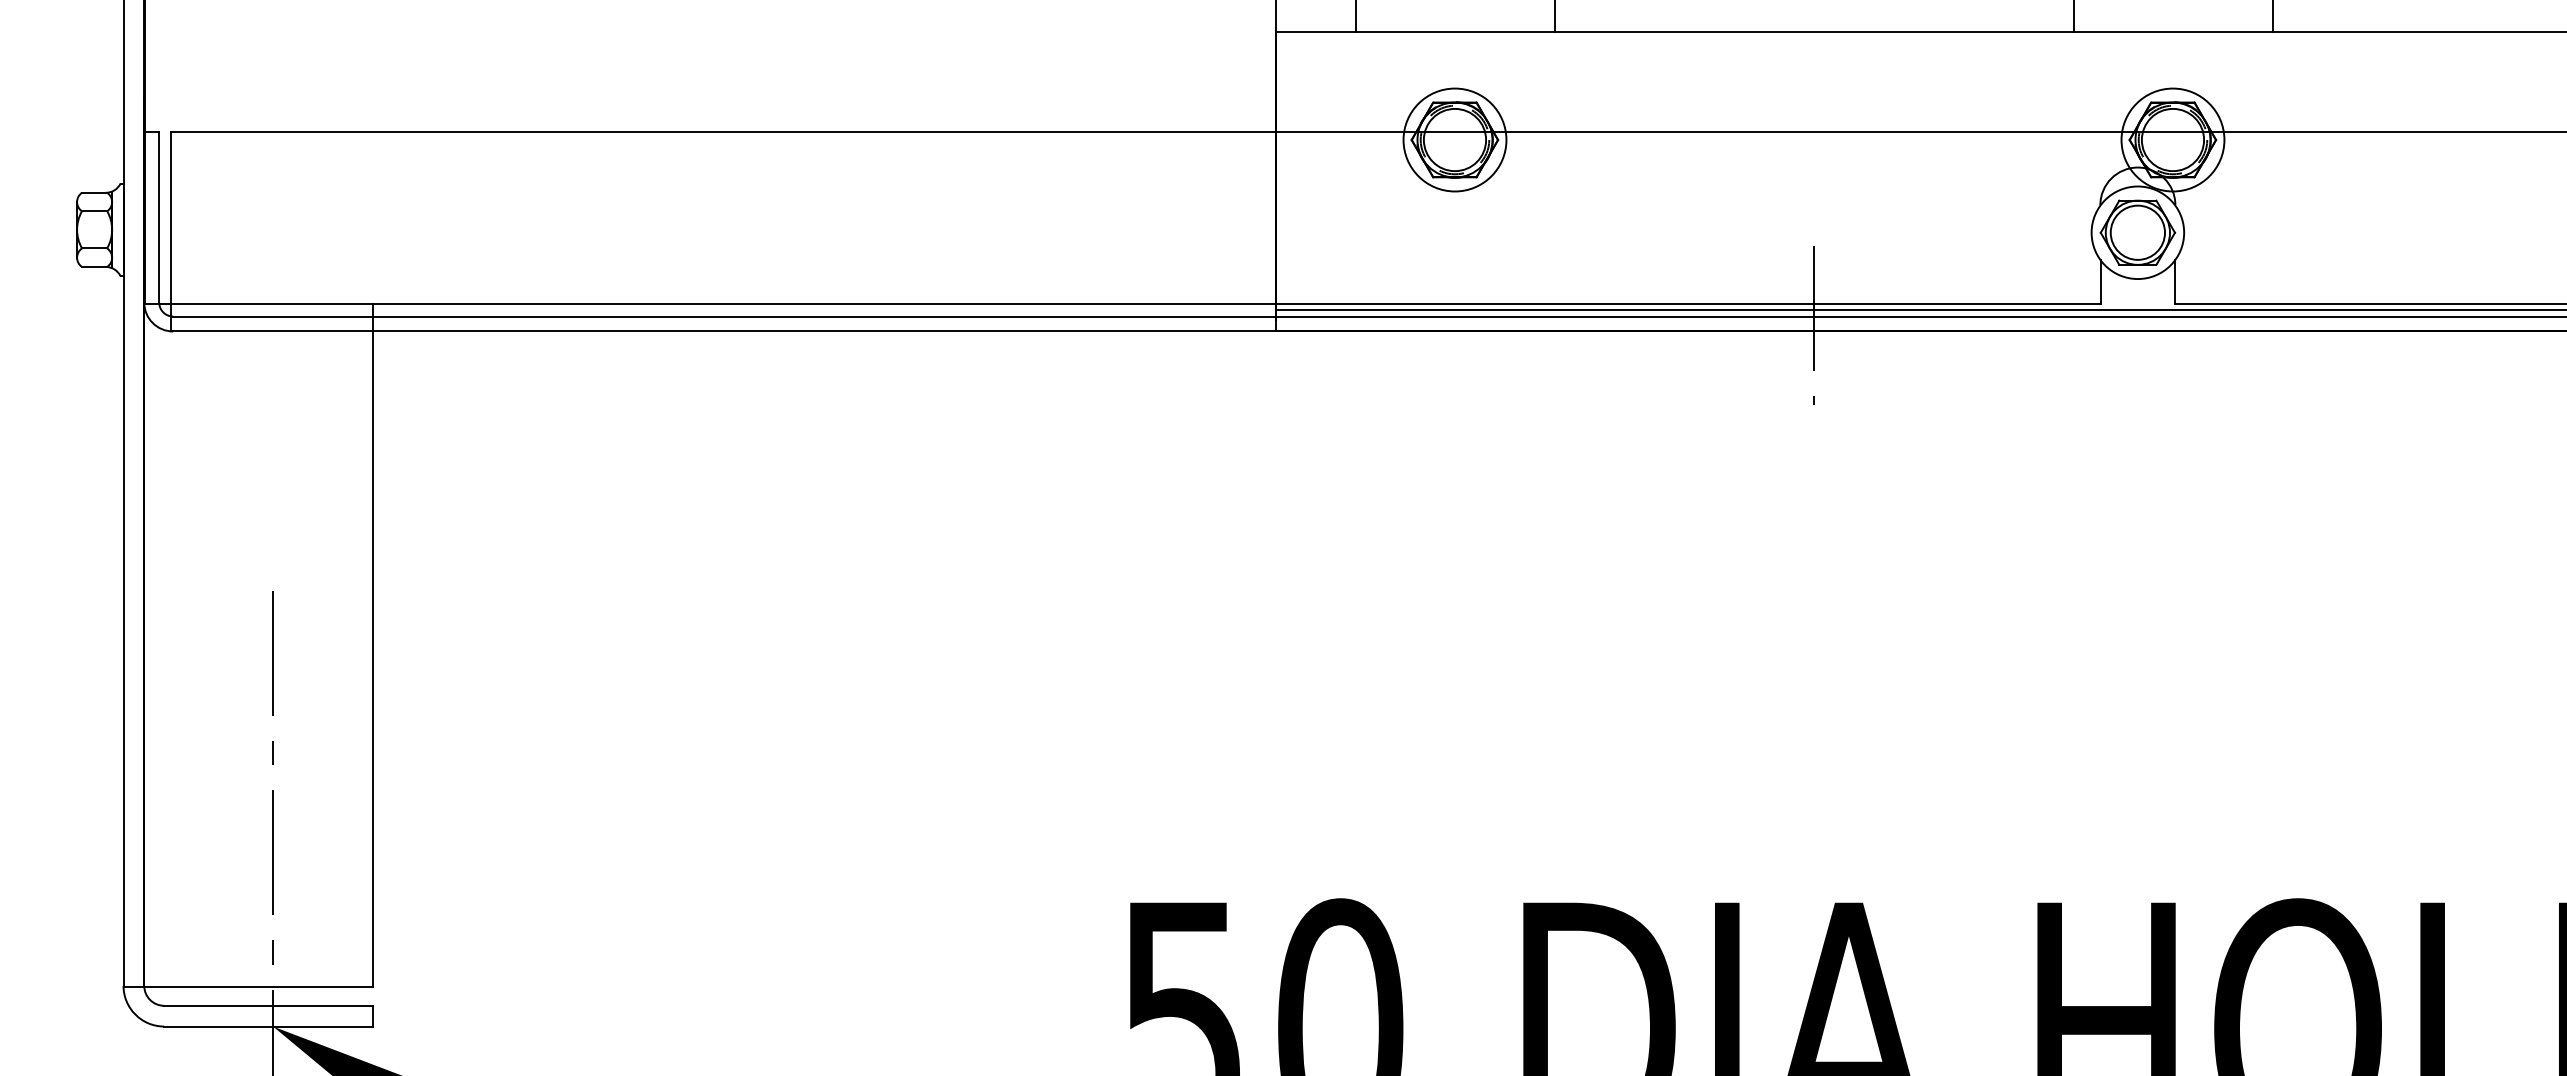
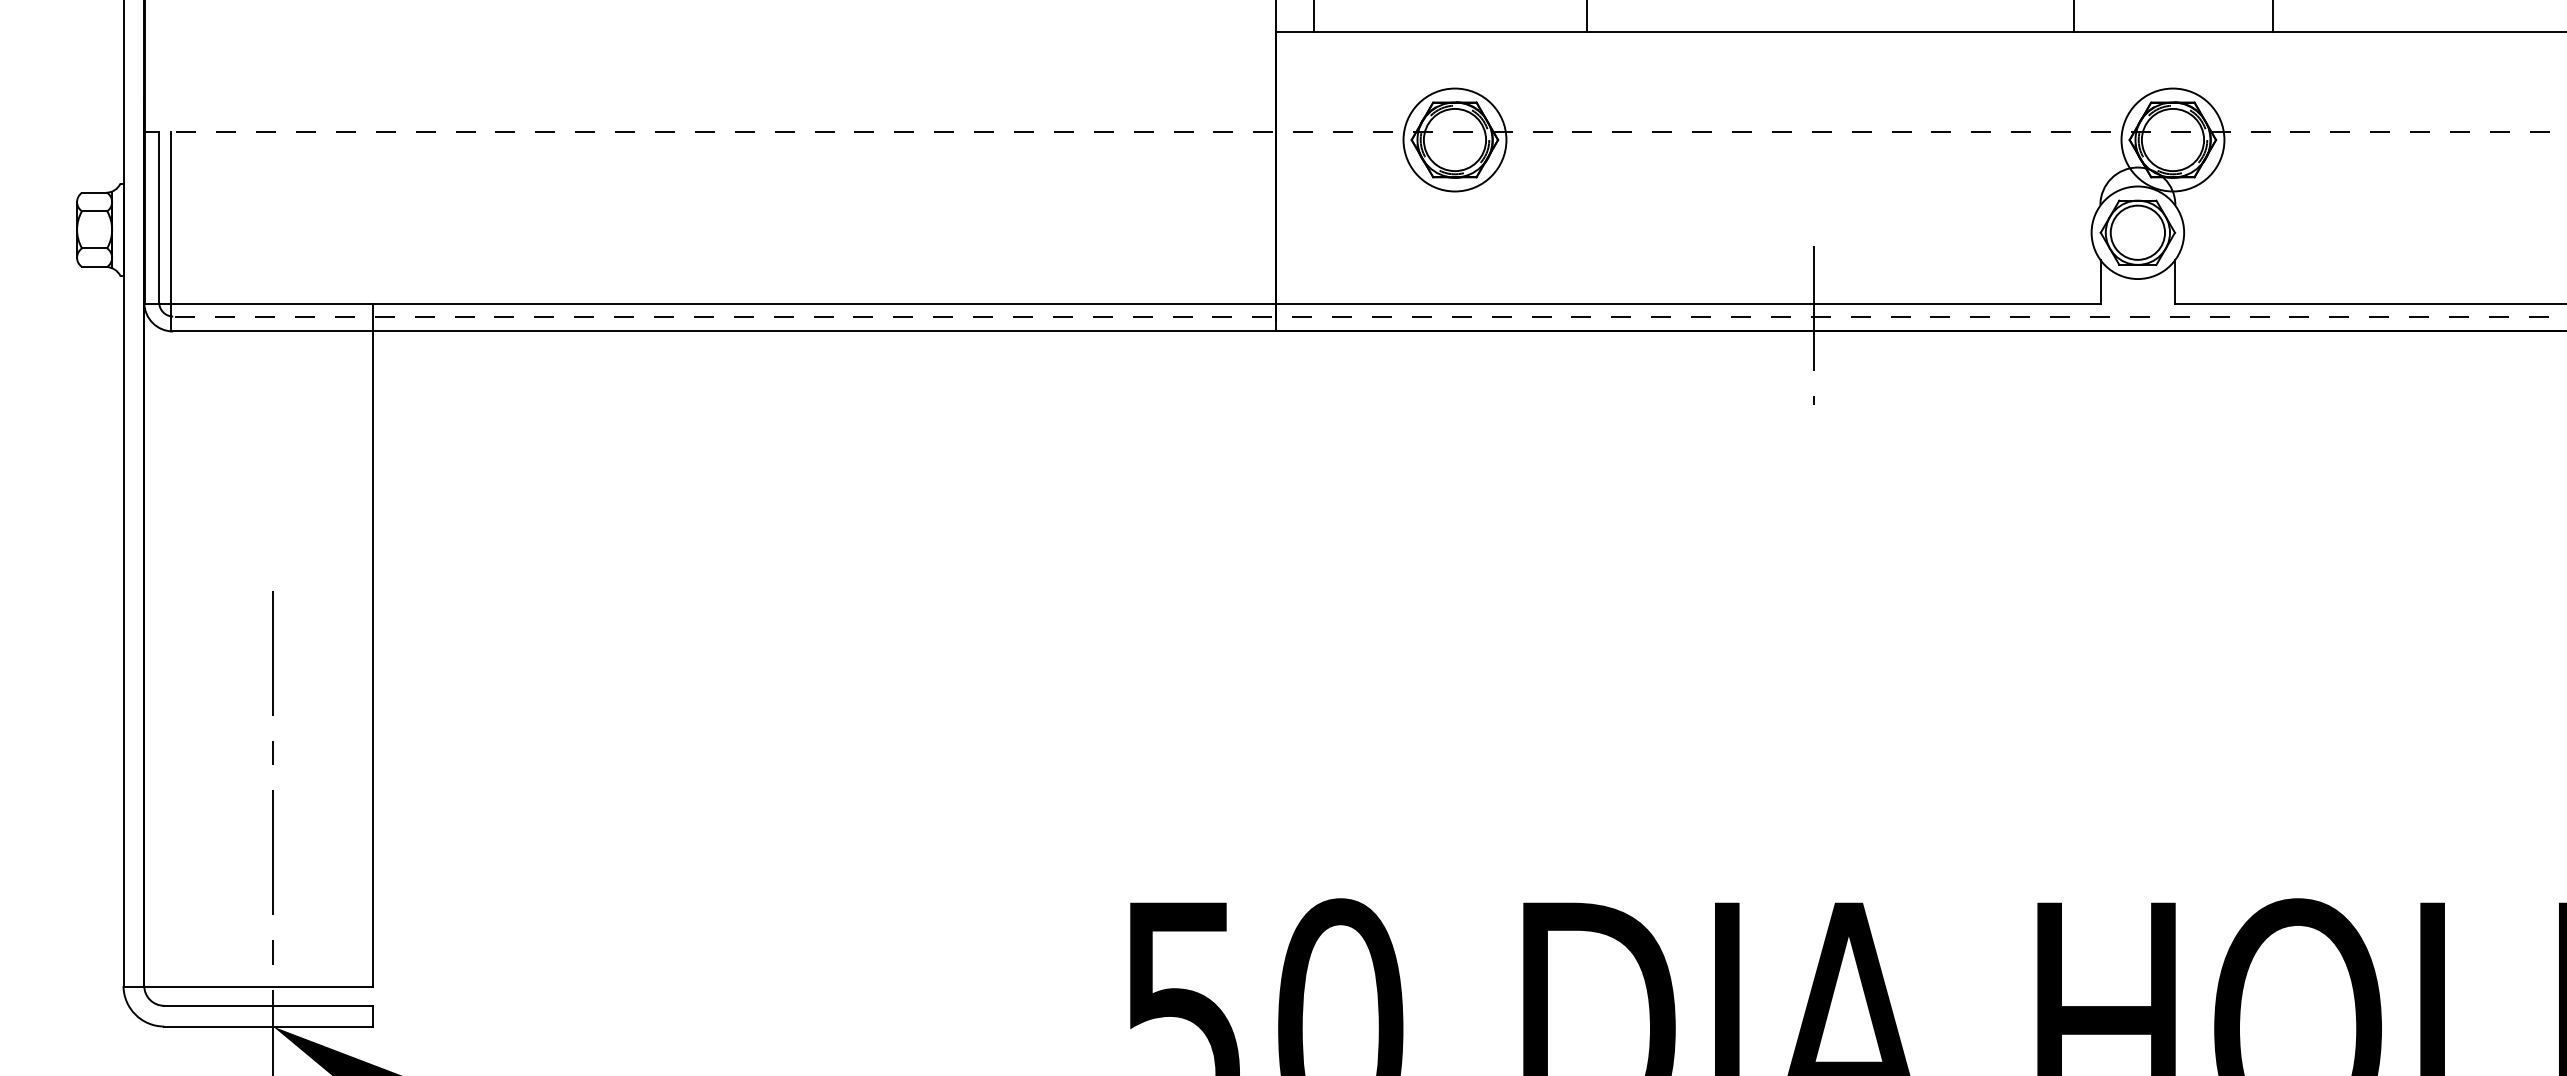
line position: (1355, 17) -> (1313, 17) (1313, 17)
line position: (1555, 17) -> (1587, 17) (1587, 17)
line: solid -> dashed (1368, 132)
line: present -> none (1919, 309)
line: solid -> dashed (1369, 316)
